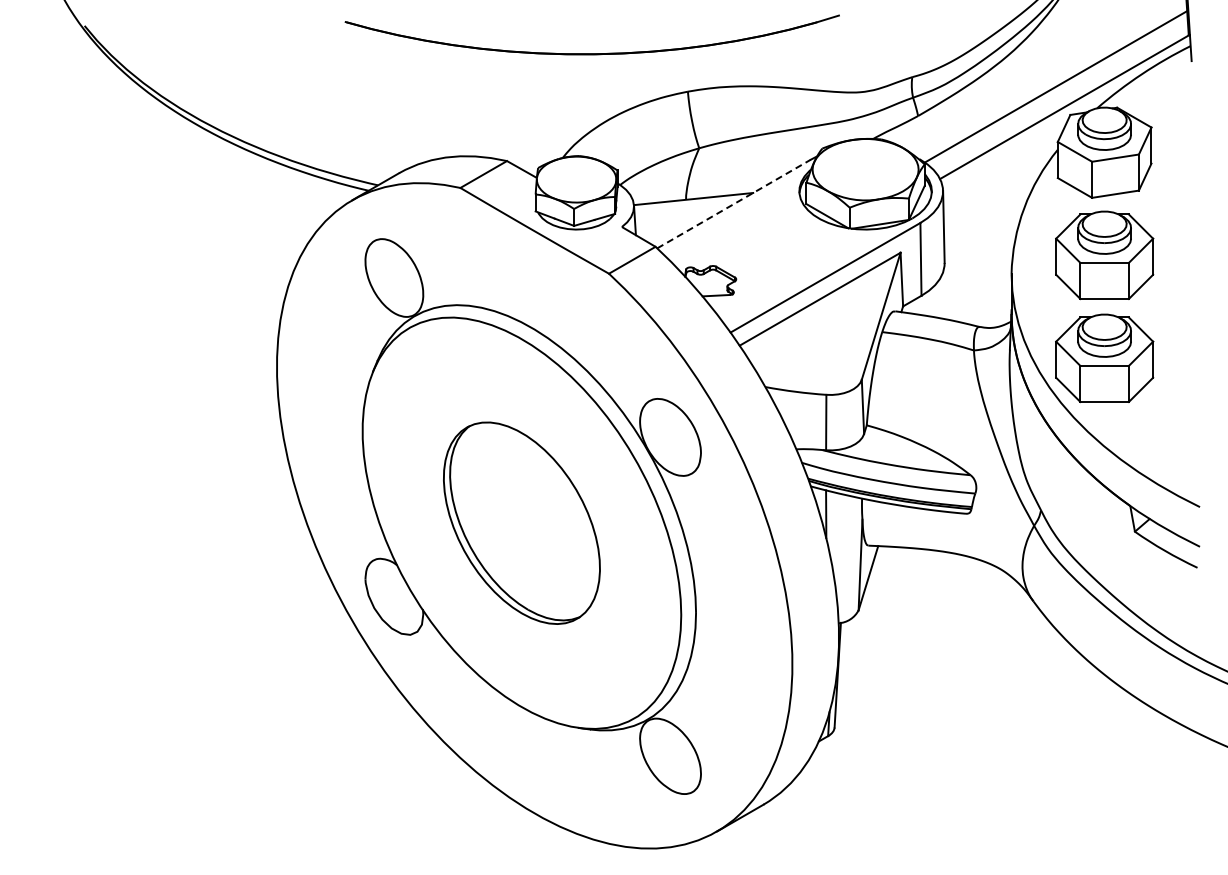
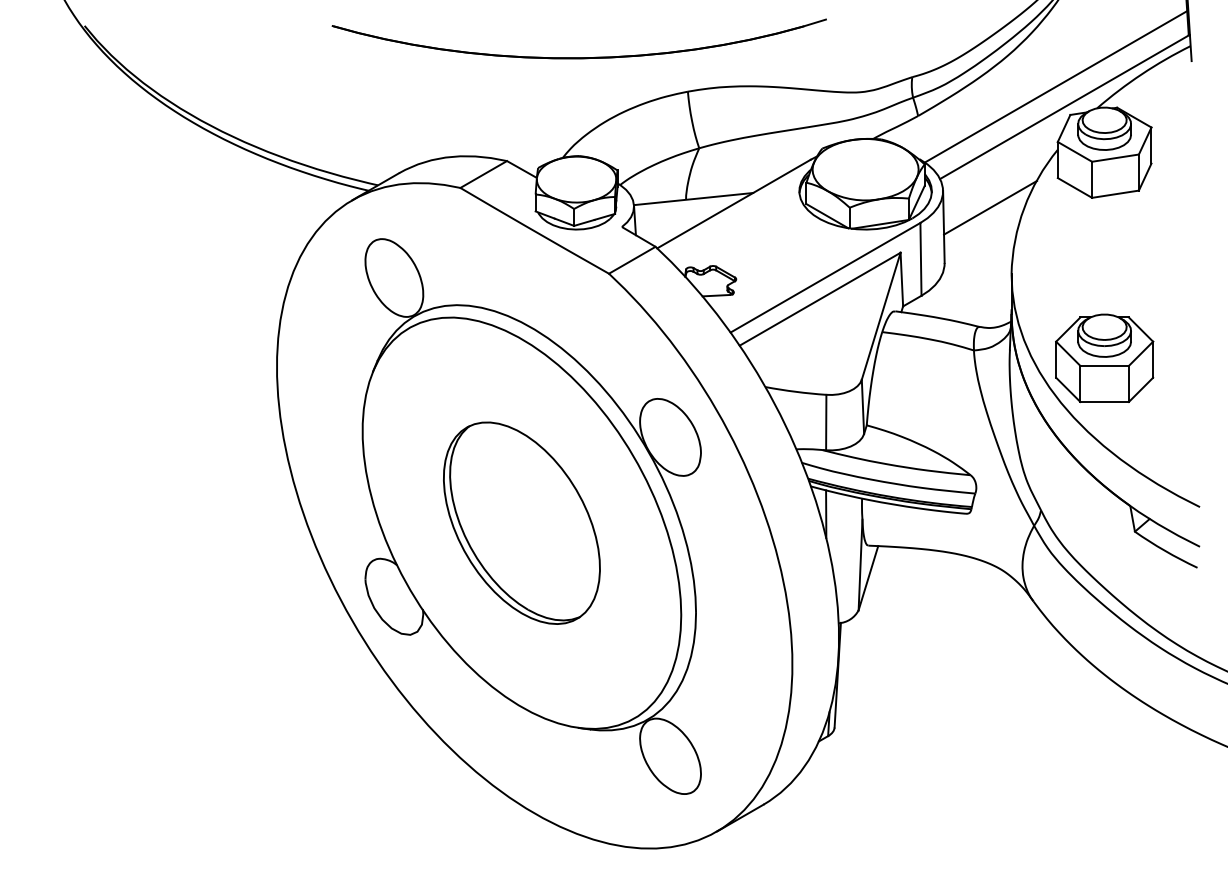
part position: (591, 53) -> (578, 57) (578, 57)
line: dashed -> solid (734, 204)
line: none -> present (990, 207)
part: present -> none (1104, 255)
